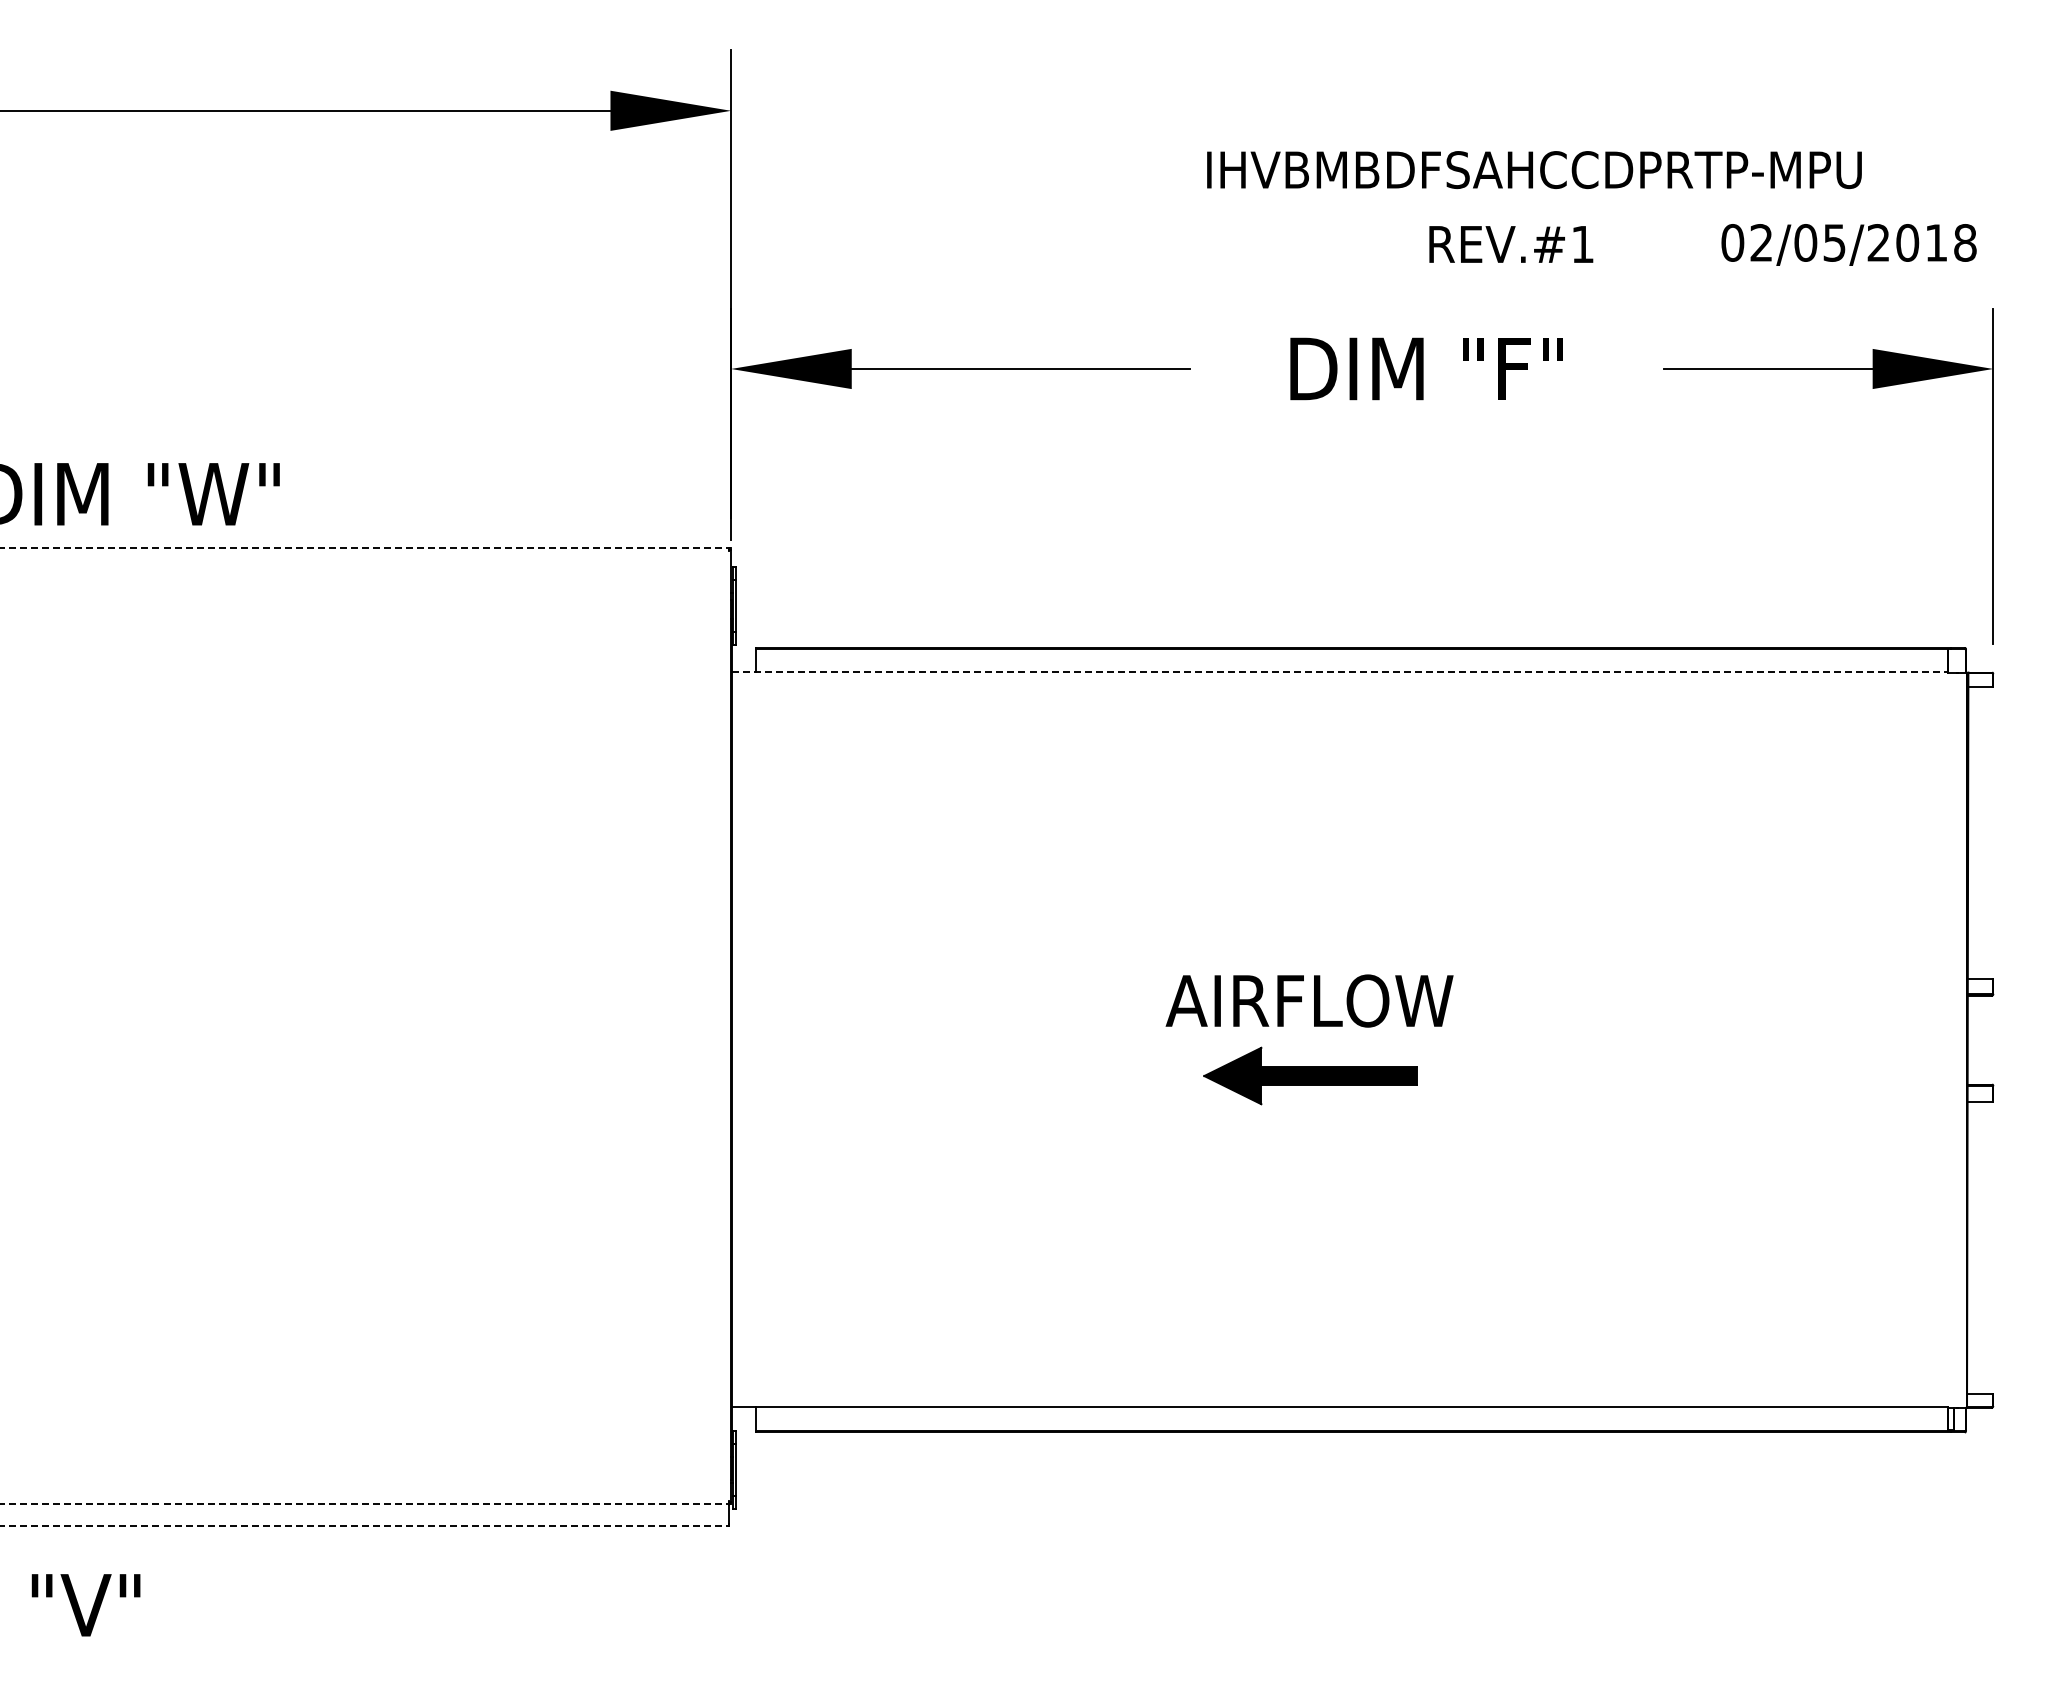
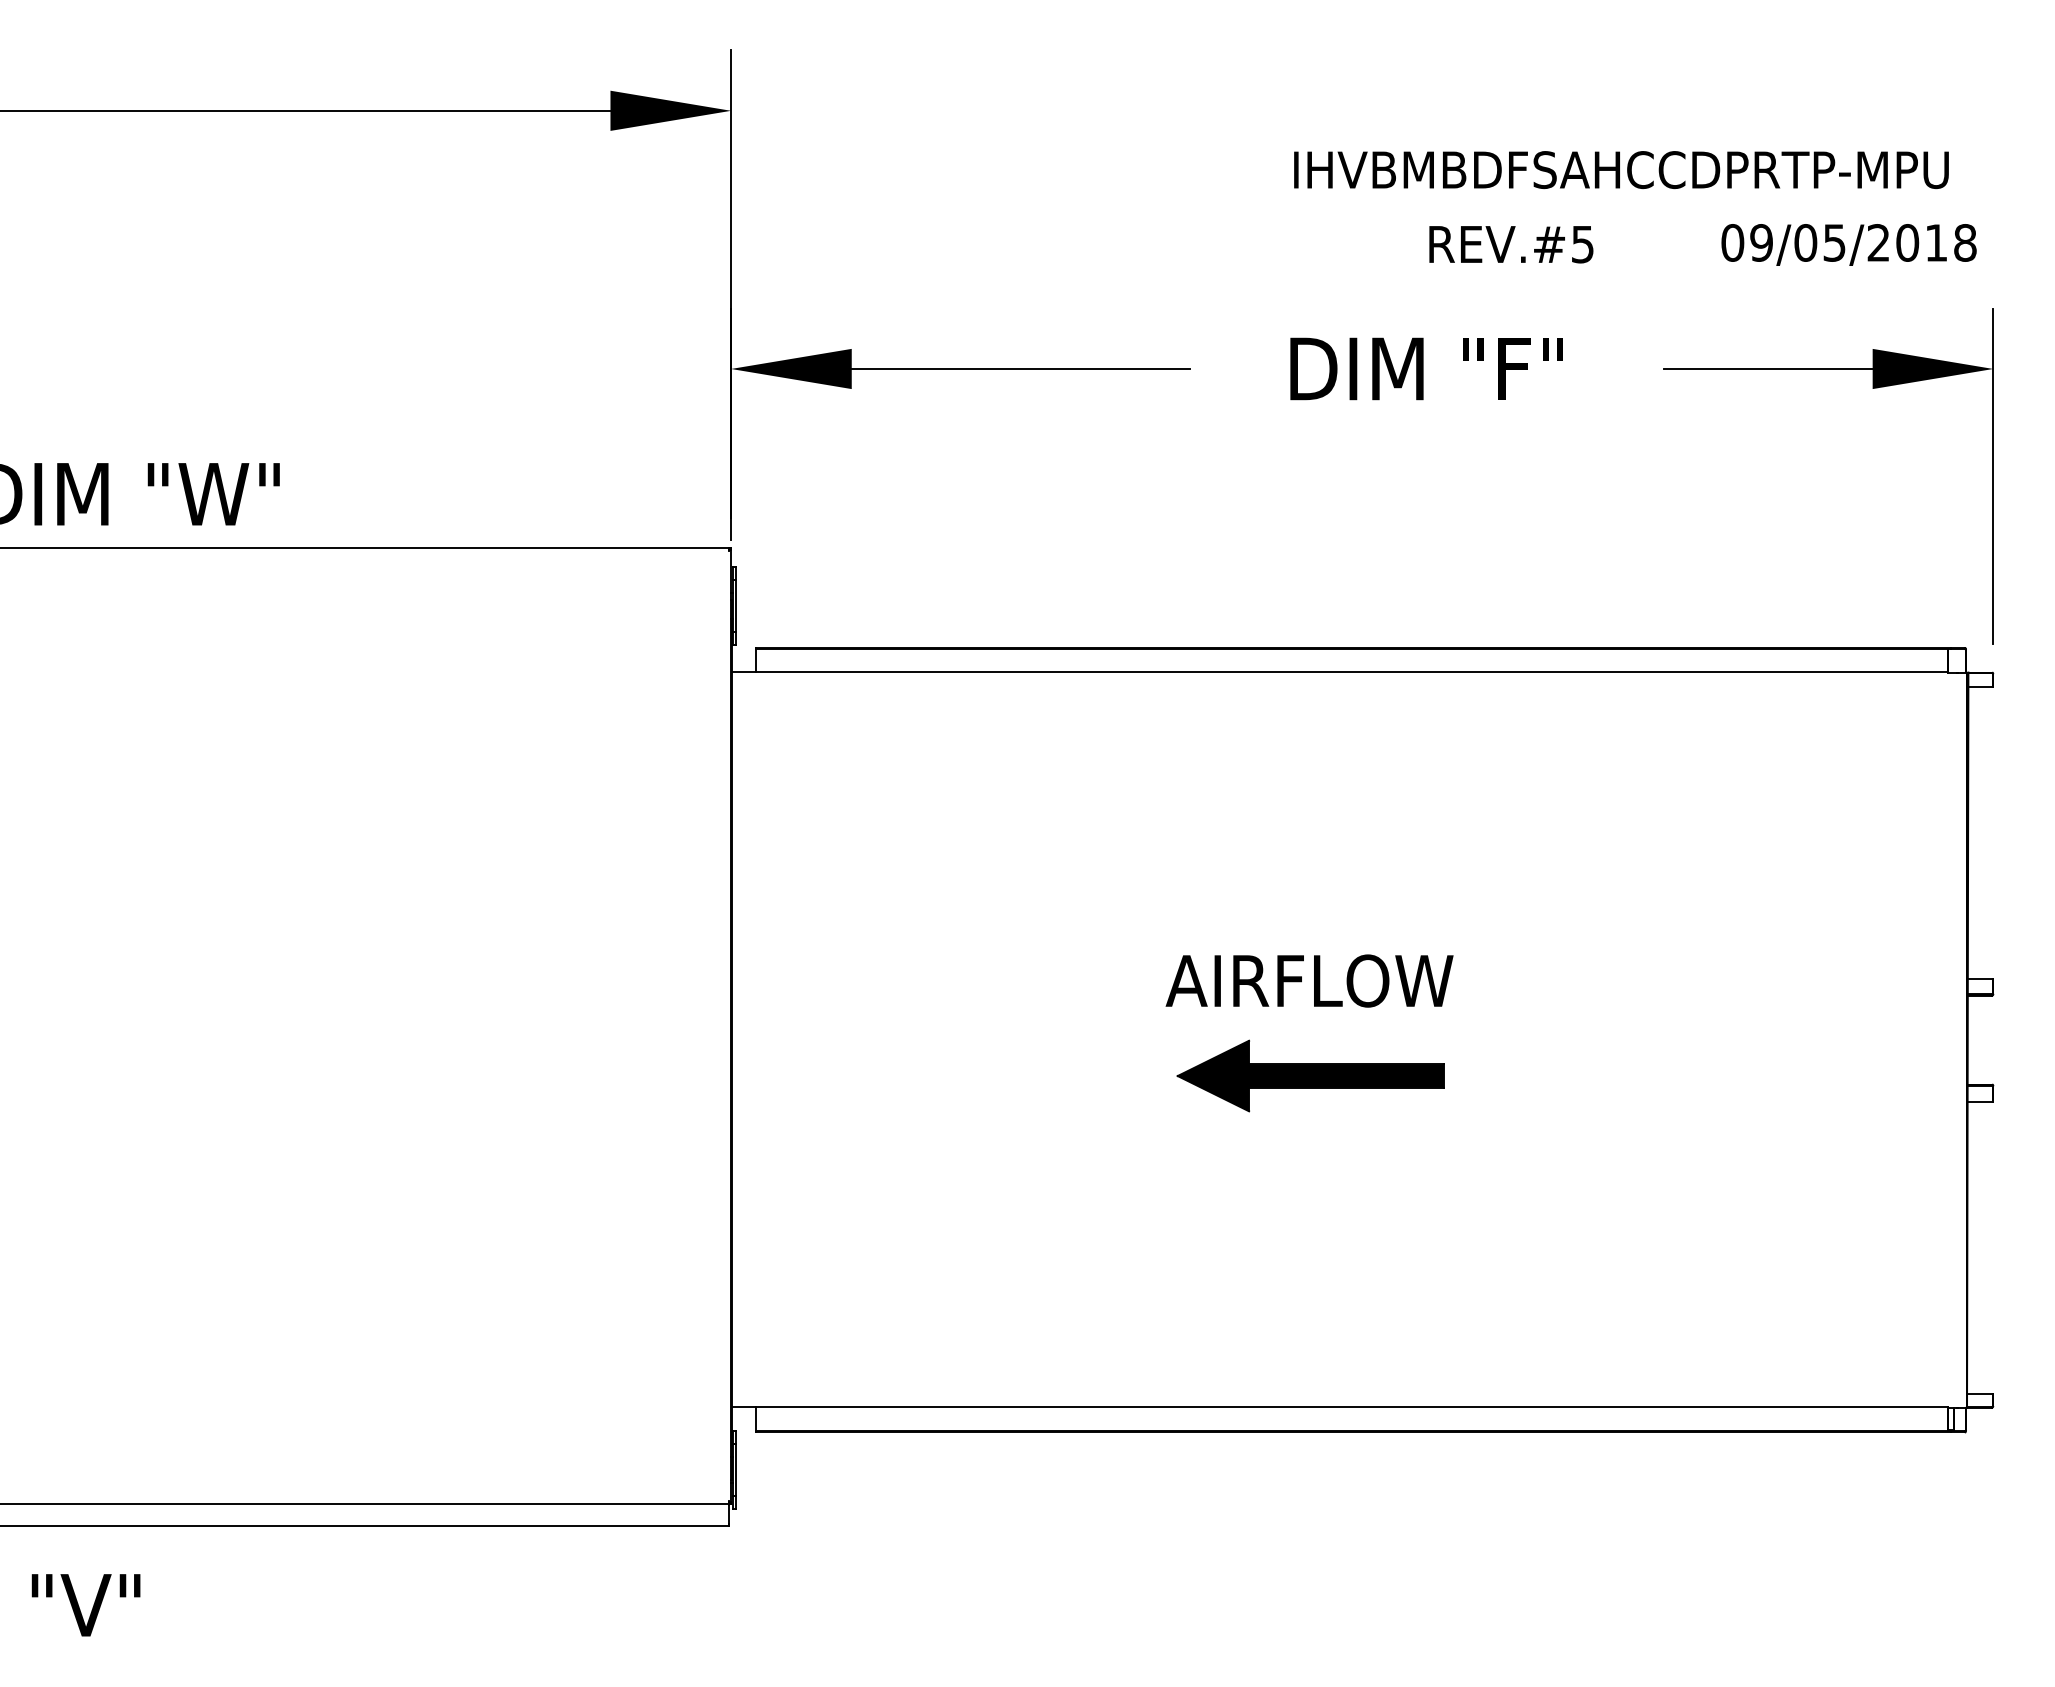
text position: (1534, 170) -> (1621, 170) (1621, 170)
text: 02/05/2018 -> 09/05/2018 (1761, 242)
text: REV.#1 -> REV.#5 (1582, 244)
line: dashed -> solid (366, 548)
line: dashed -> solid (1339, 671)
text position: (1309, 1000) -> (1309, 980) (1309, 980)
part size: 215x60 px -> 269x74 px (1310, 1075)
line: dashed -> solid (366, 1503)
line: dashed -> solid (364, 1526)
